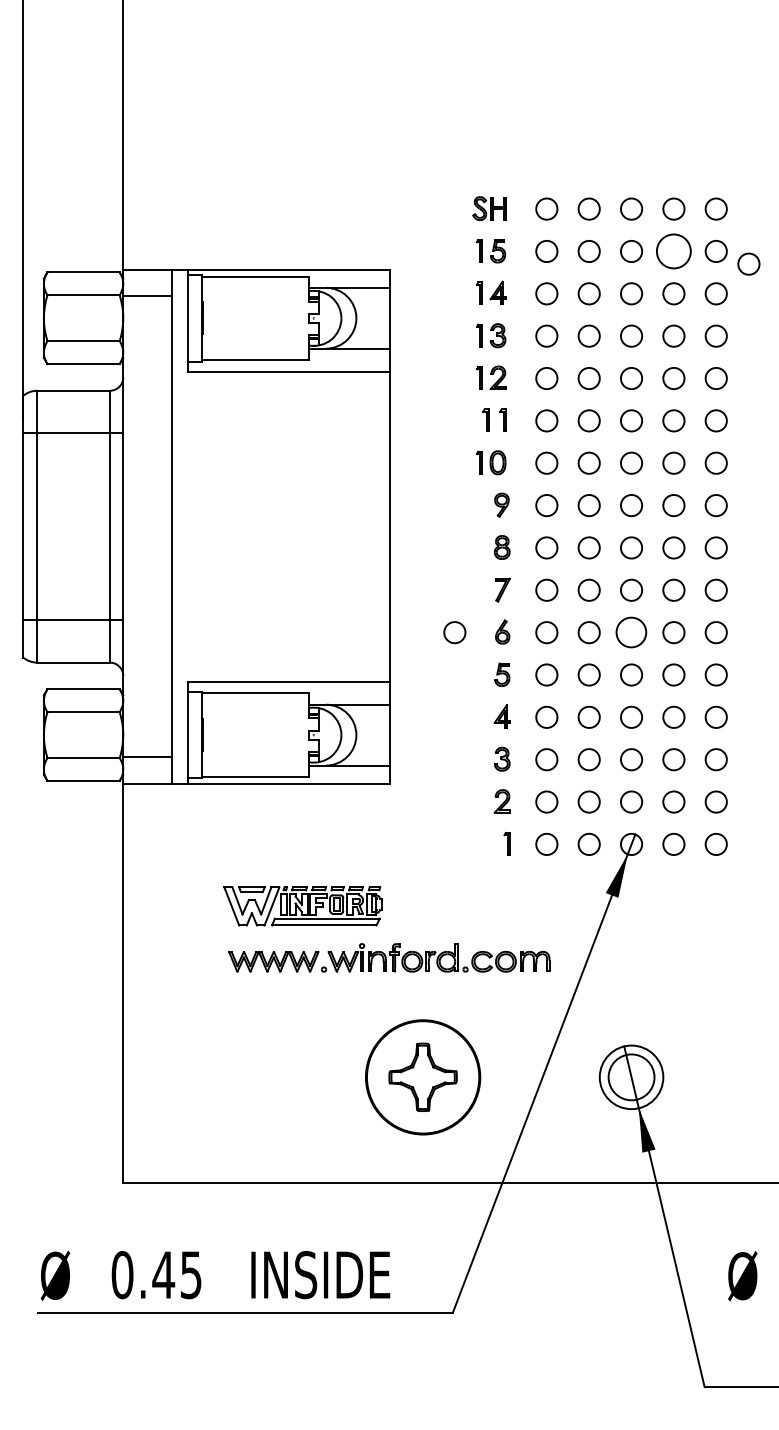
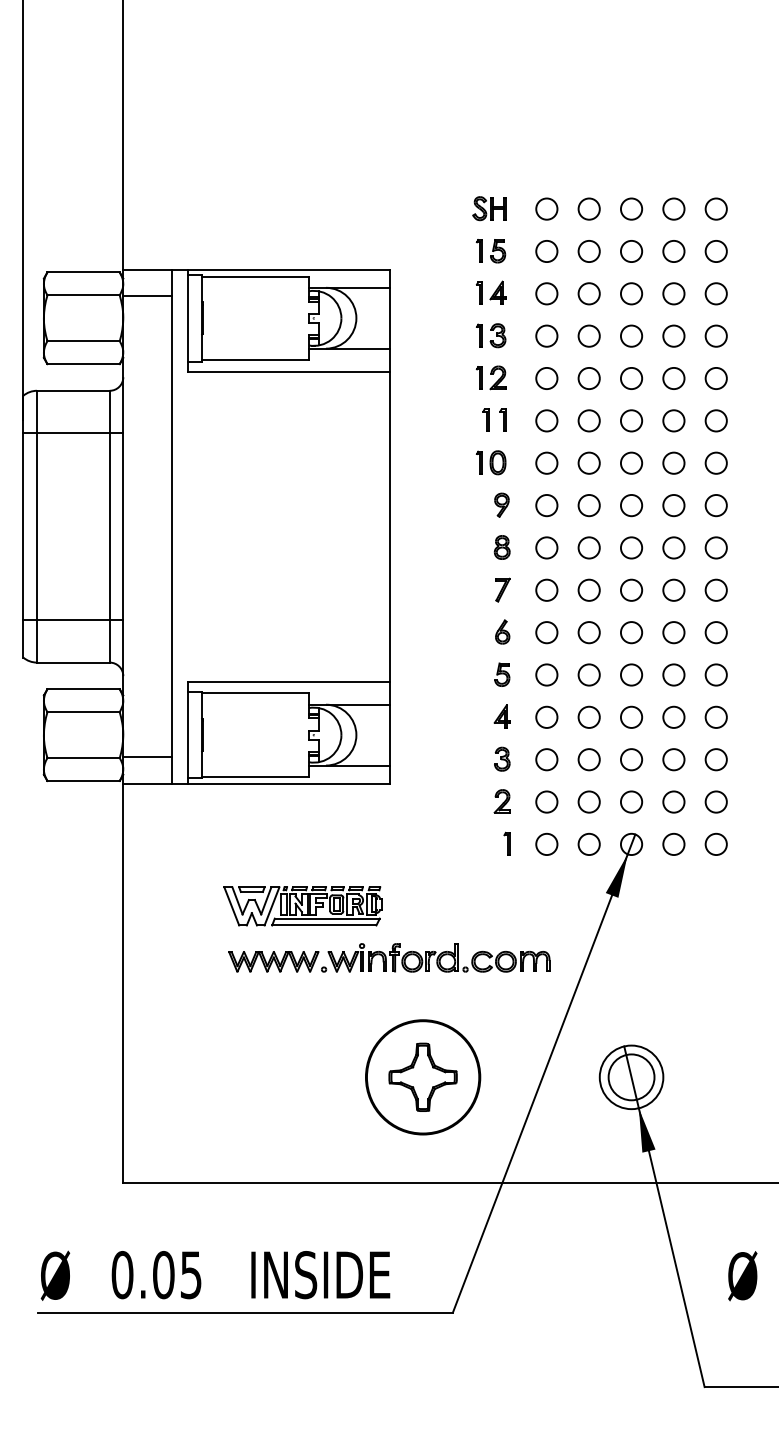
circle size: 36x37 px -> 24x23 px (673, 251)
circle: present -> none (748, 263)
circle: present -> none (454, 632)
circle size: 33x33 px -> 24x24 px (631, 632)
text: 0.45 -> 0.05 (163, 1275)
